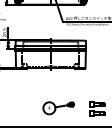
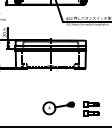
part position: (97, 108) -> (91, 108) (91, 108)
